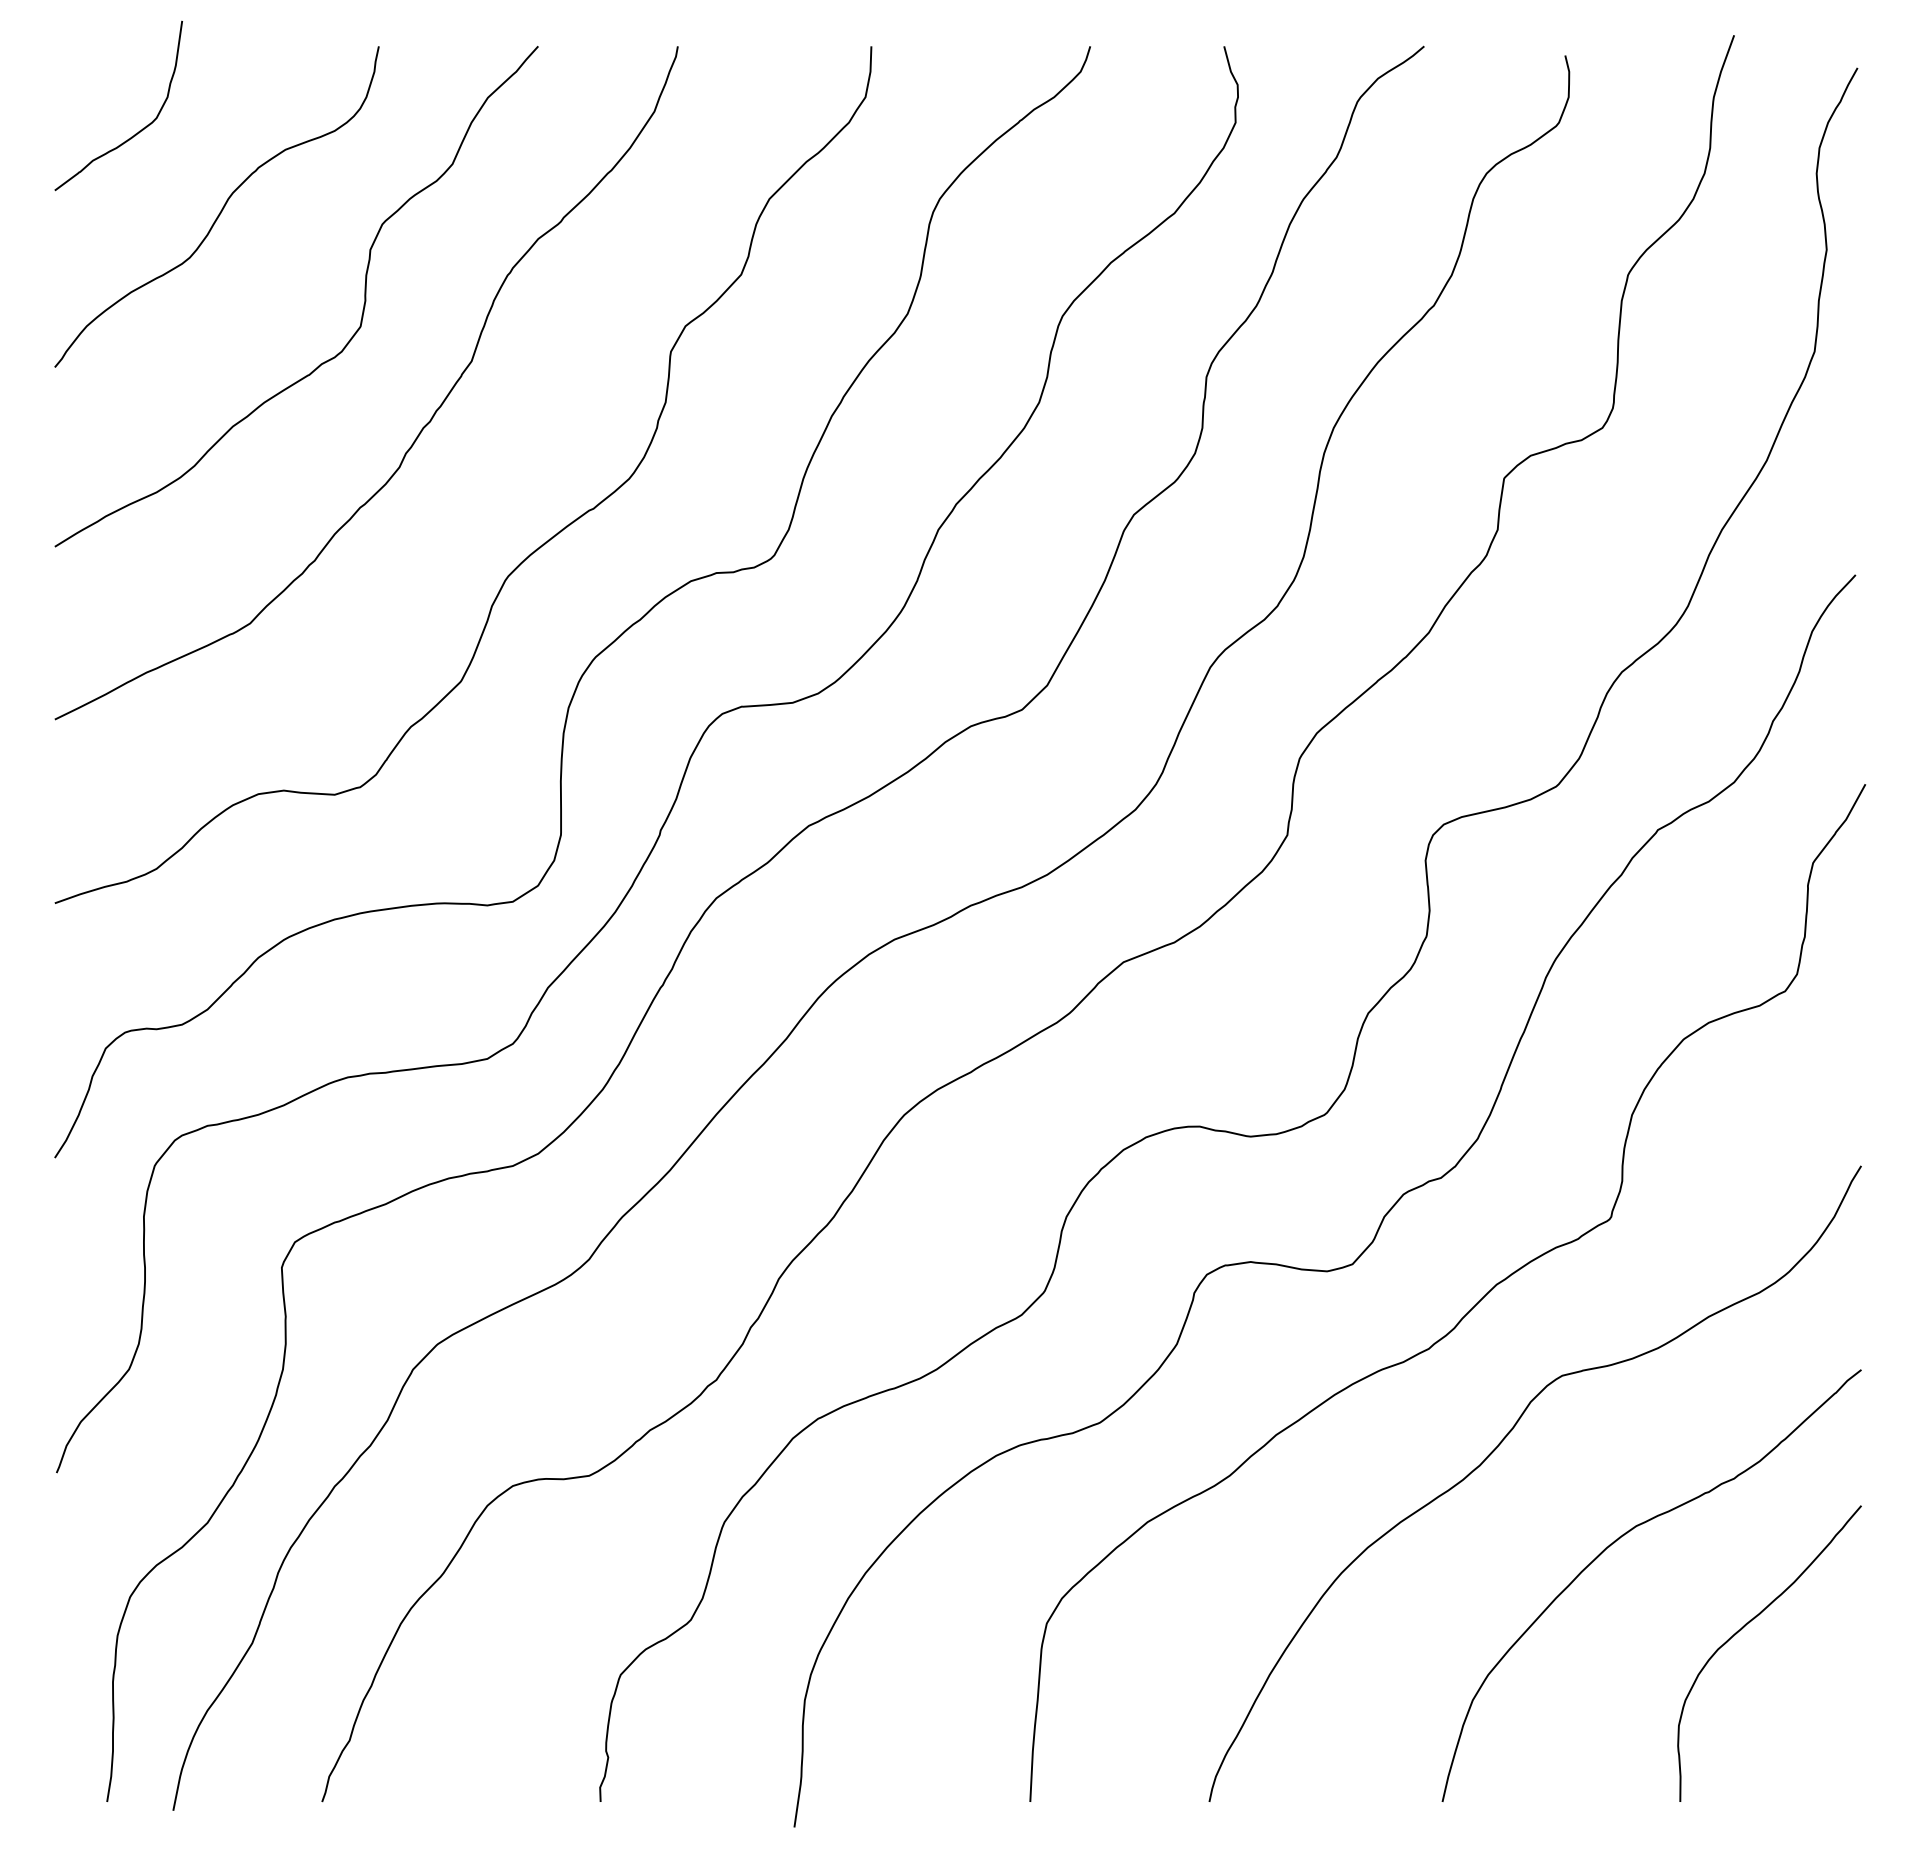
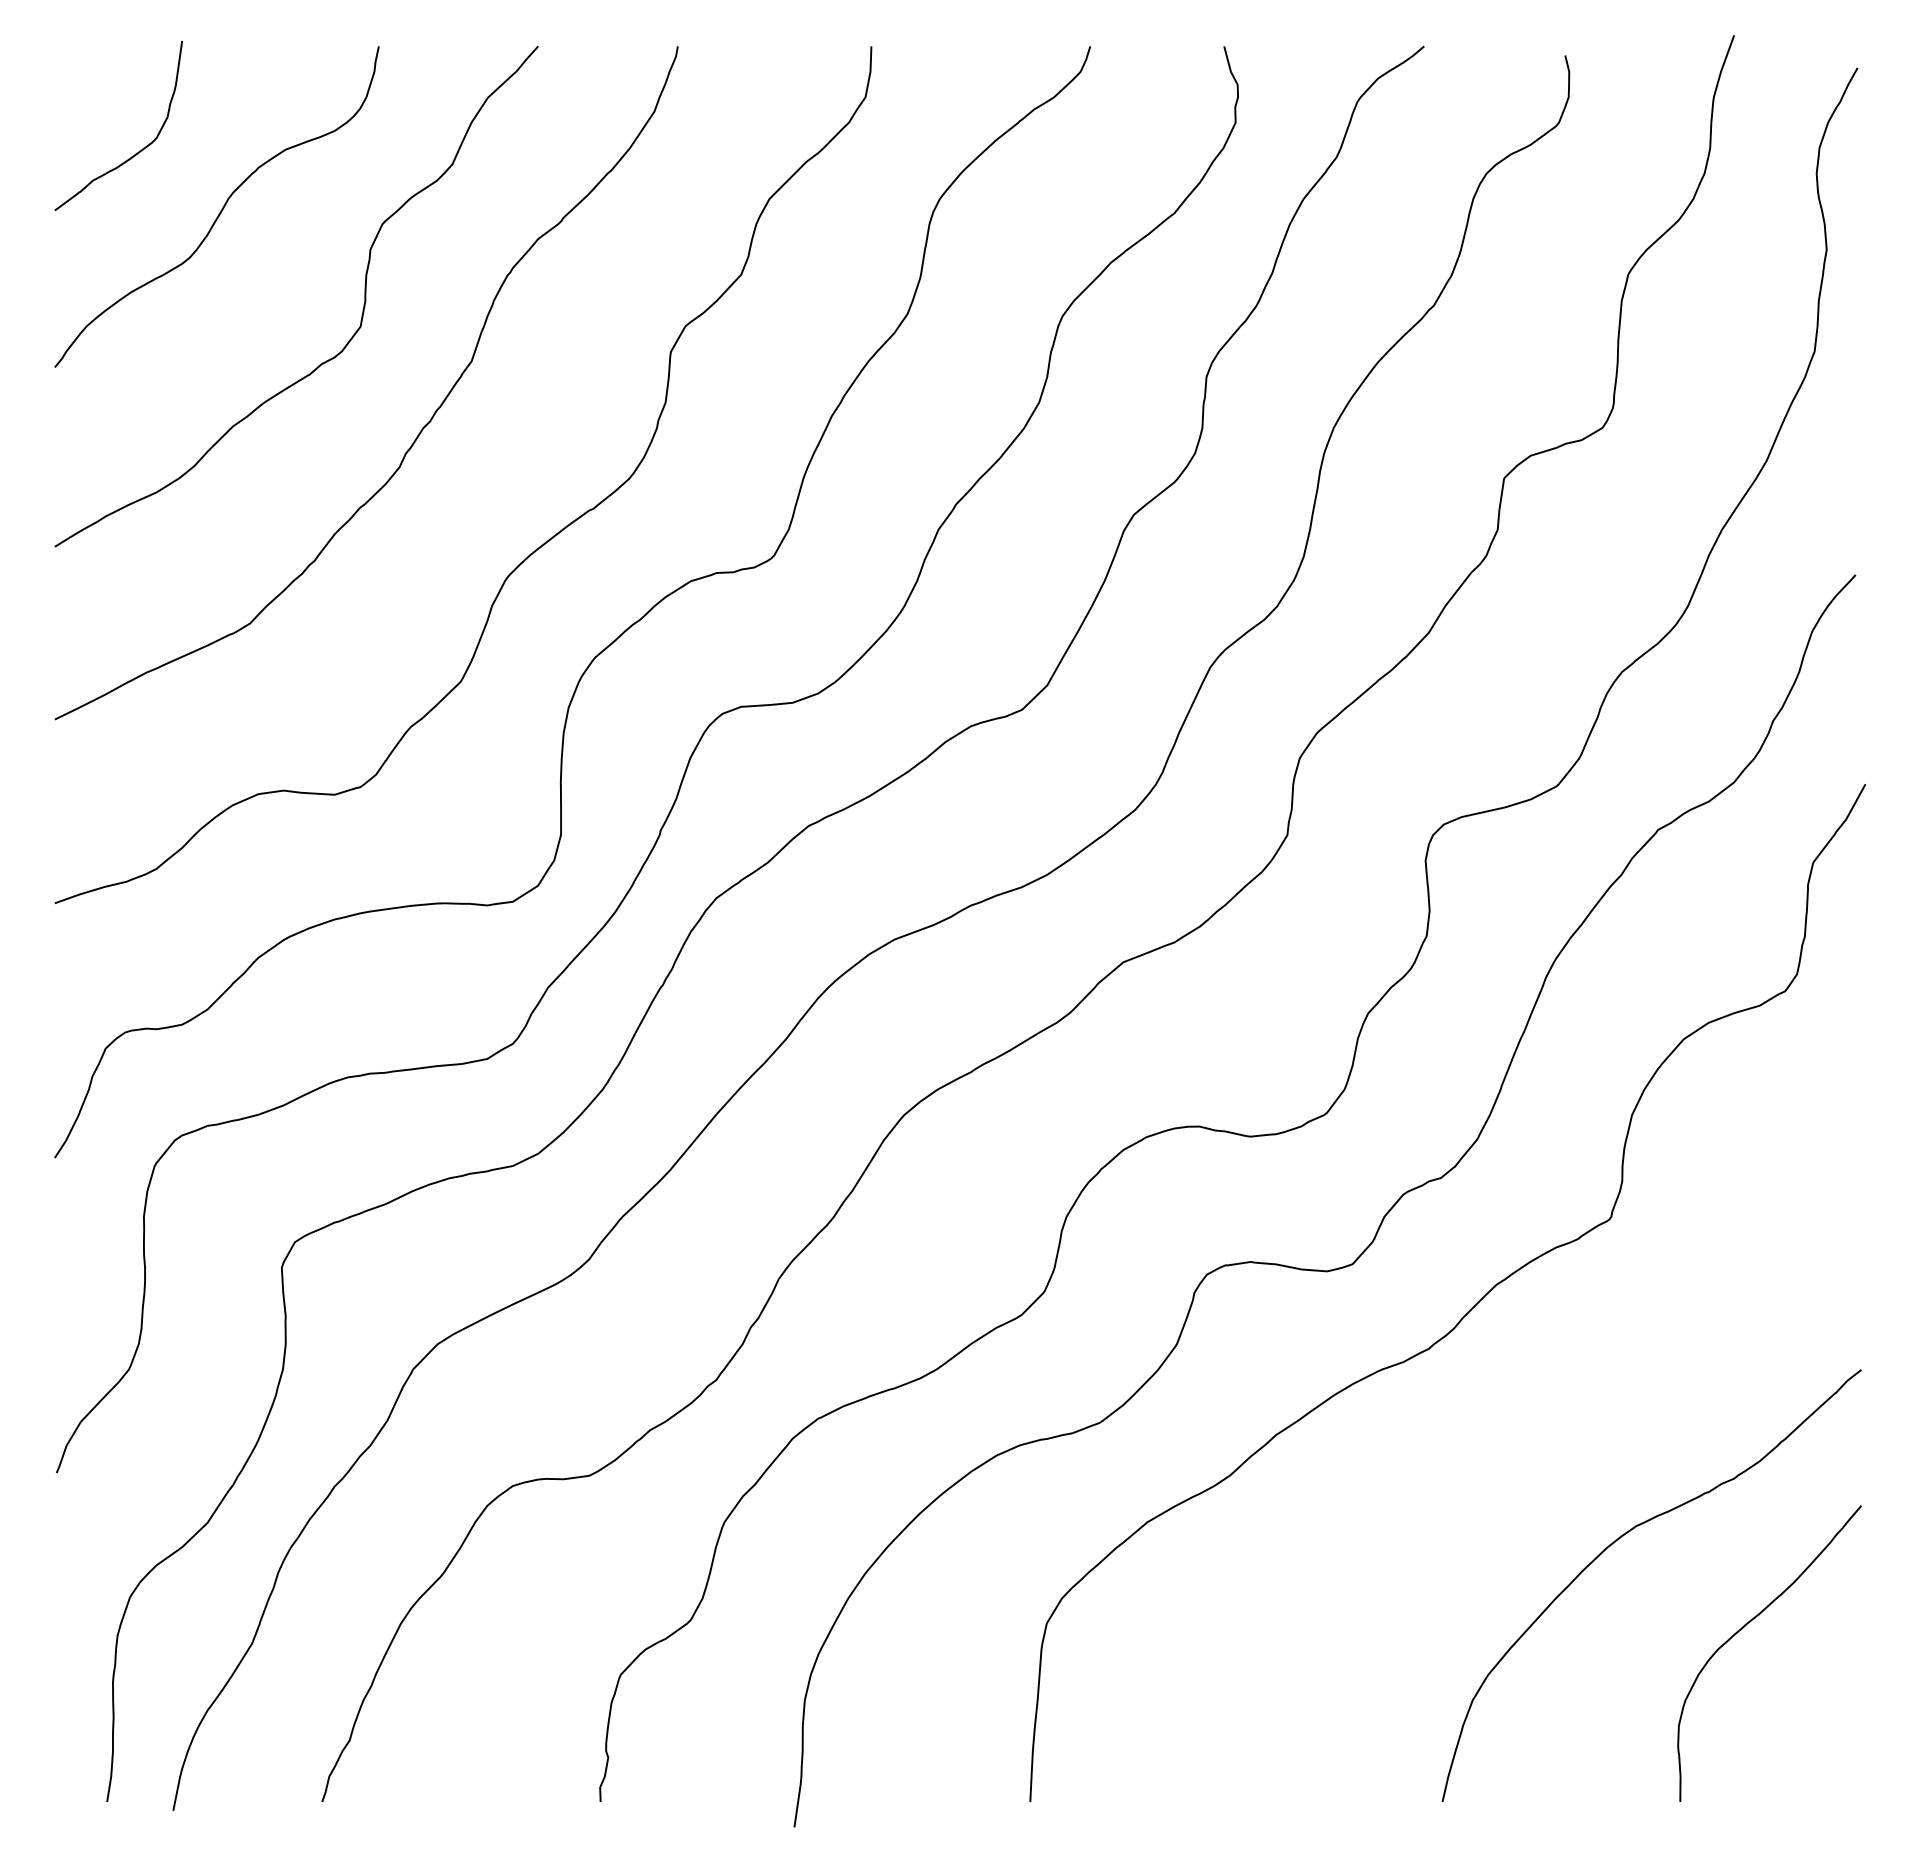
curve position: (139, 130) -> (139, 150) (139, 150)
curve: present -> none (1497, 1448)
